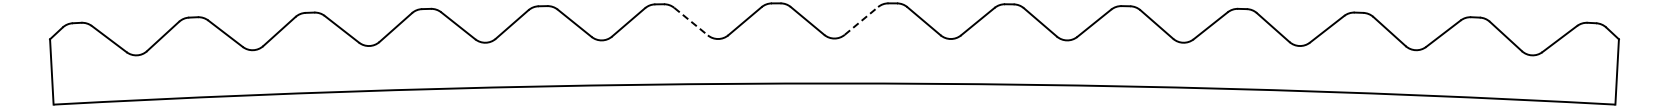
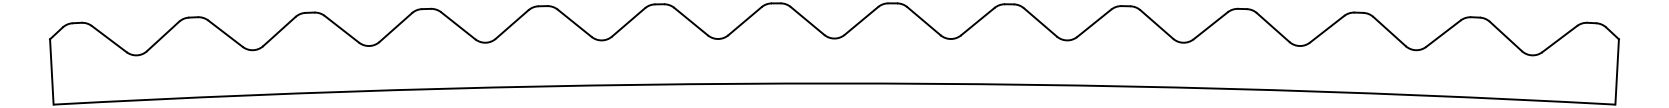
line: dashed -> solid (861, 20)
line: dashed -> solid (691, 21)
